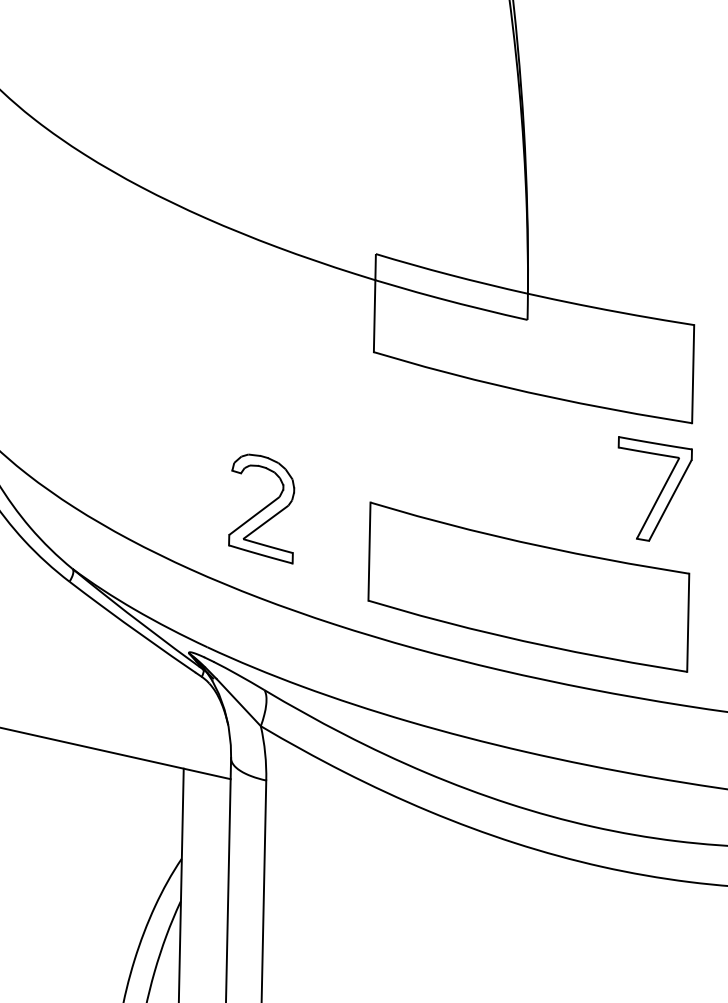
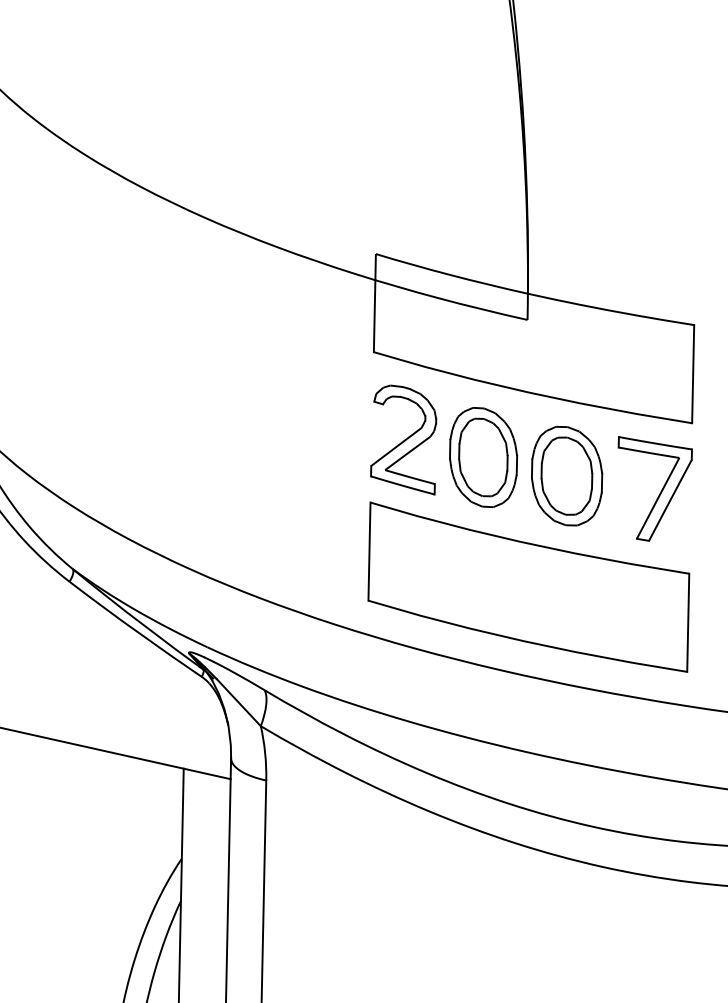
part: none -> present (483, 457)
part: none -> present (567, 476)
part position: (261, 508) -> (403, 439) (403, 439)
